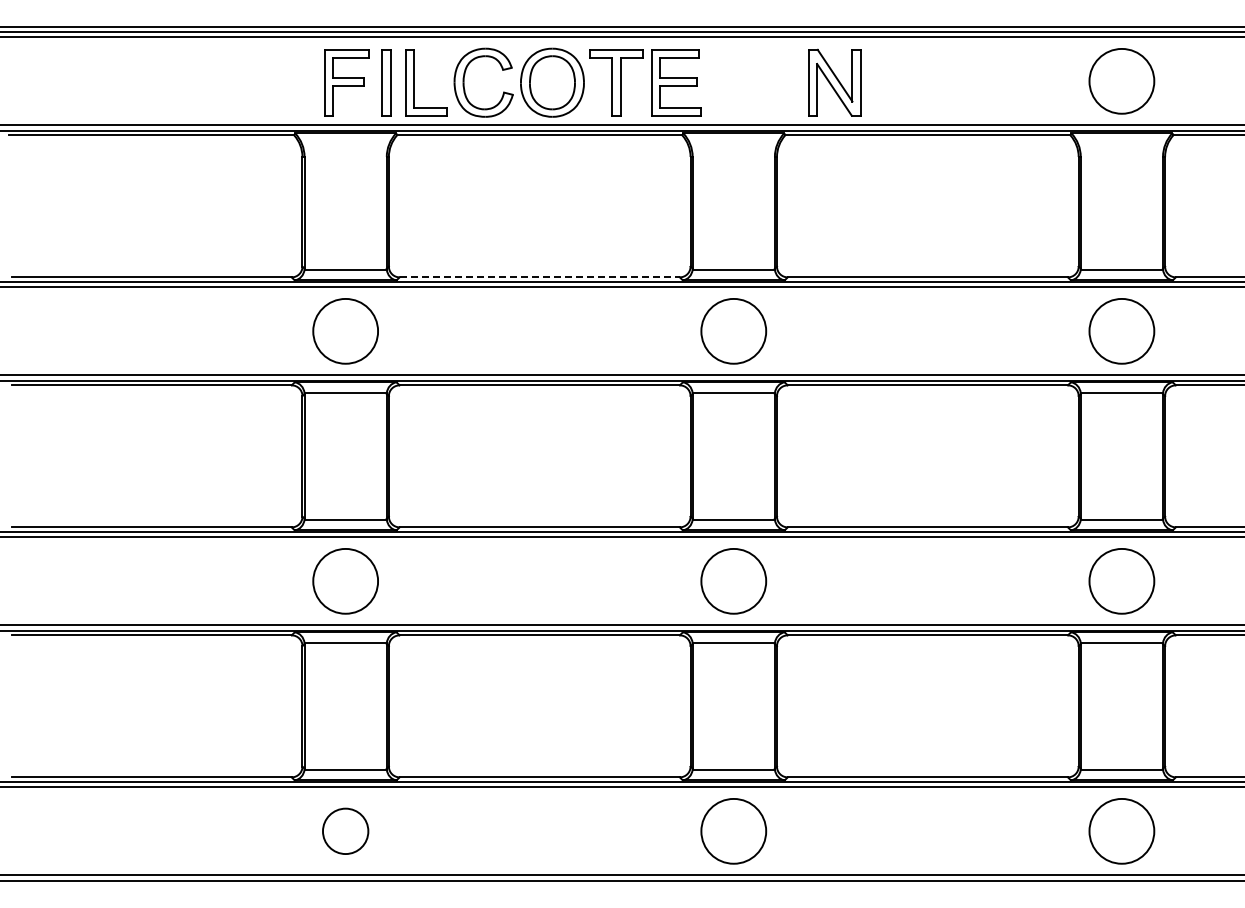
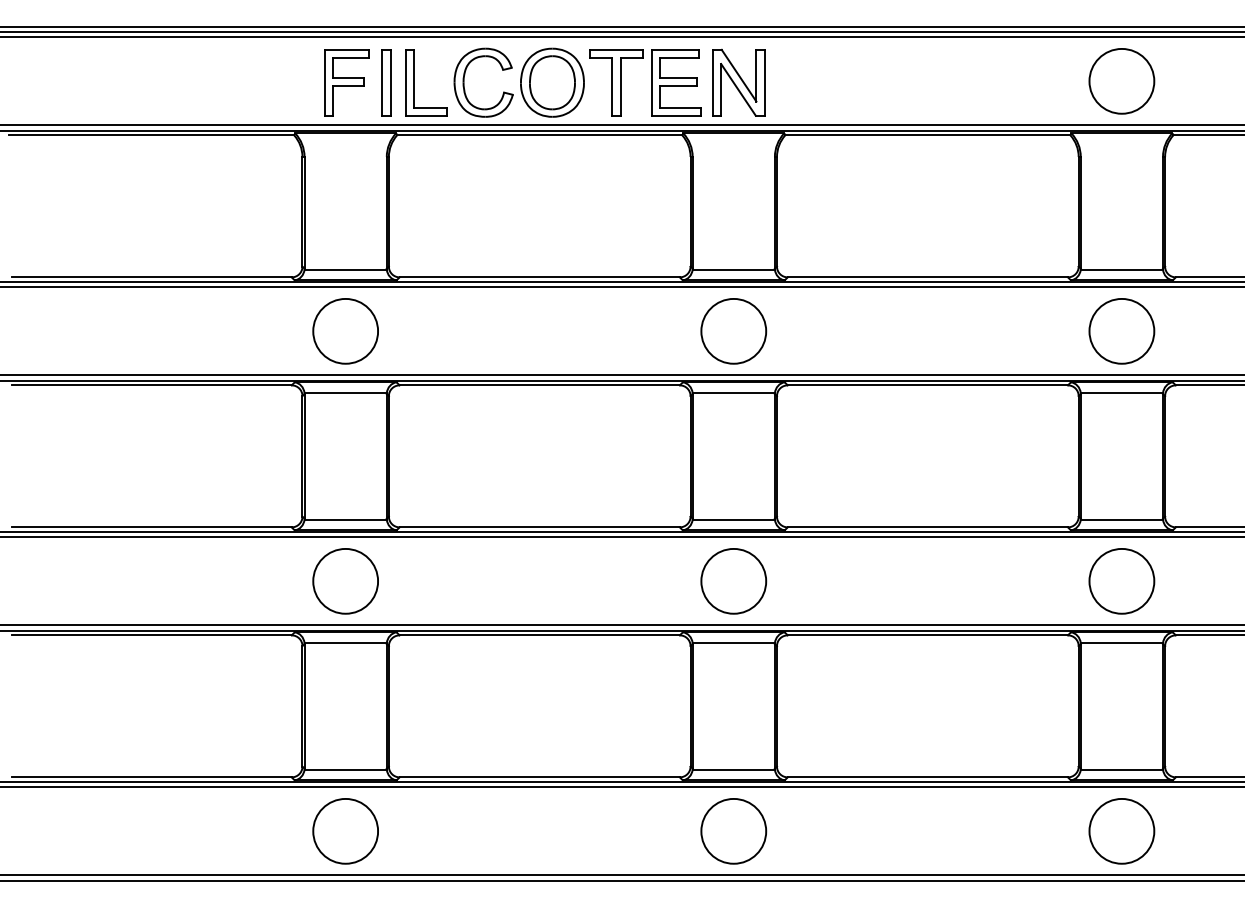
part position: (834, 82) -> (738, 82) (738, 82)
line: dashed -> solid (540, 277)
circle diameter: 45 px -> 65 px (345, 830)
